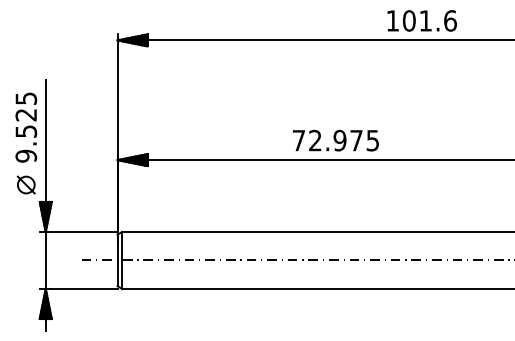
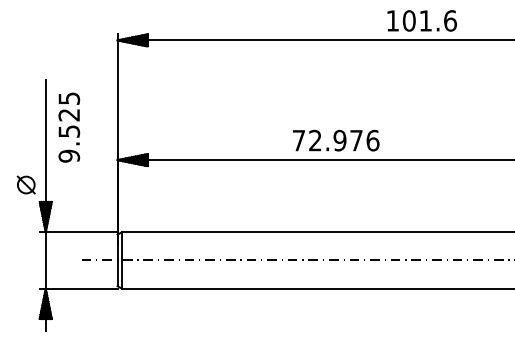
text position: (26, 127) -> (69, 127) (69, 127)
text: 72.975 -> 72.976 (372, 140)
